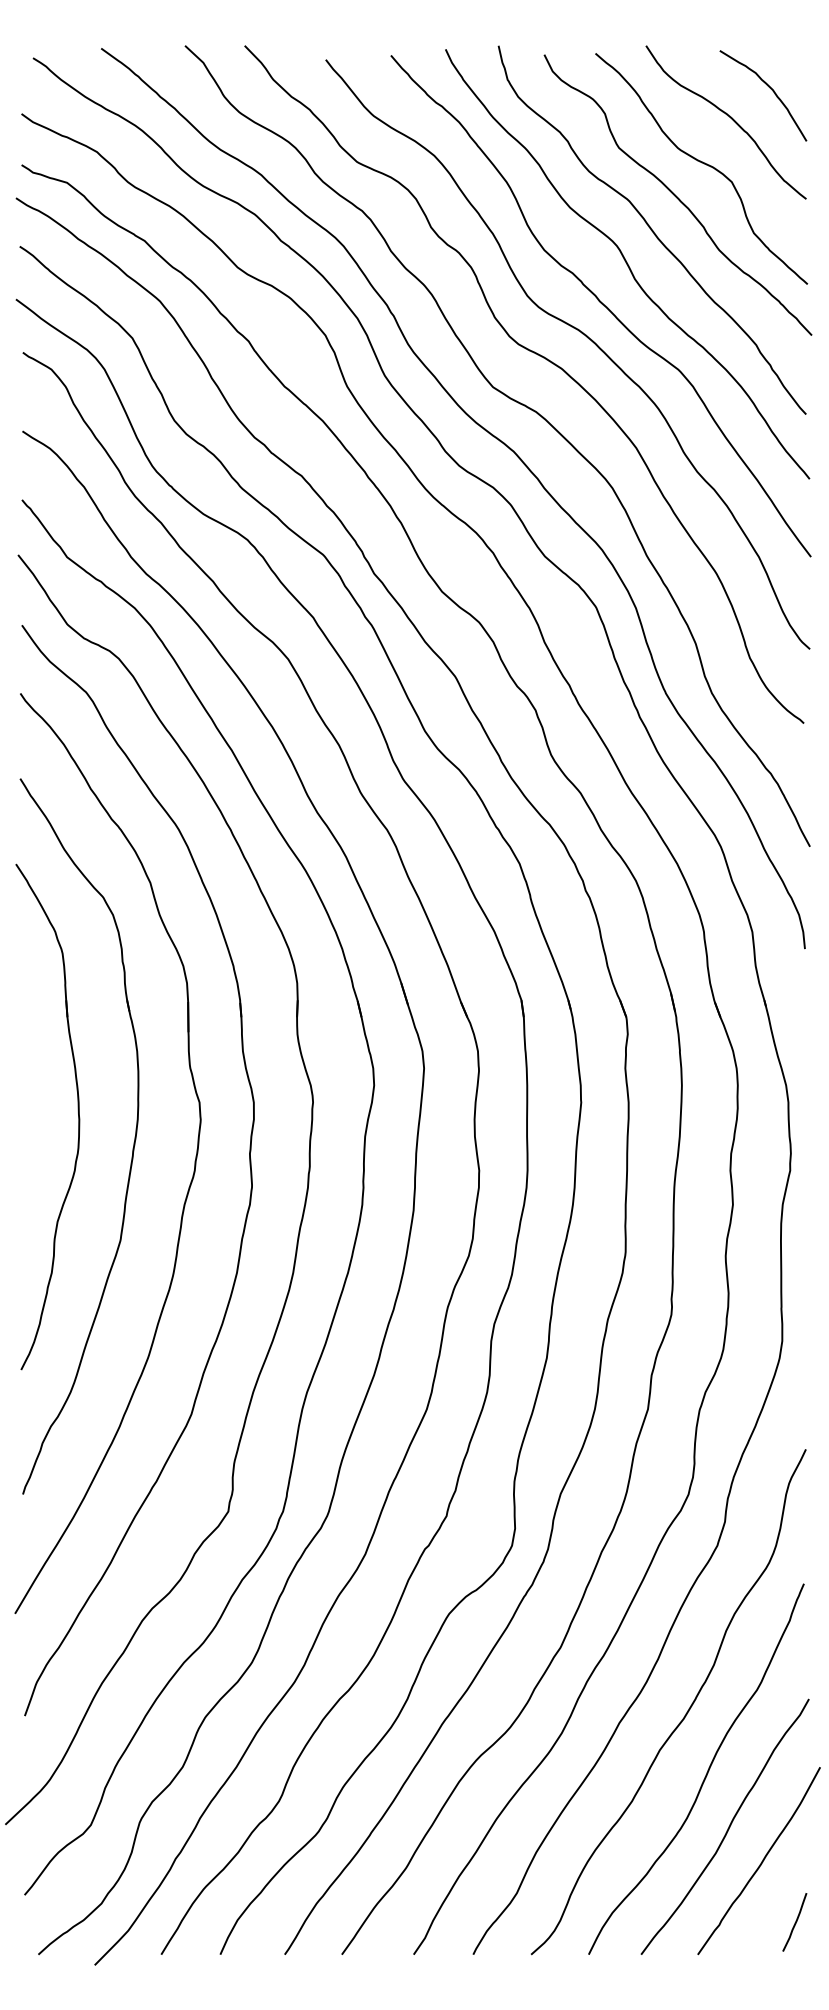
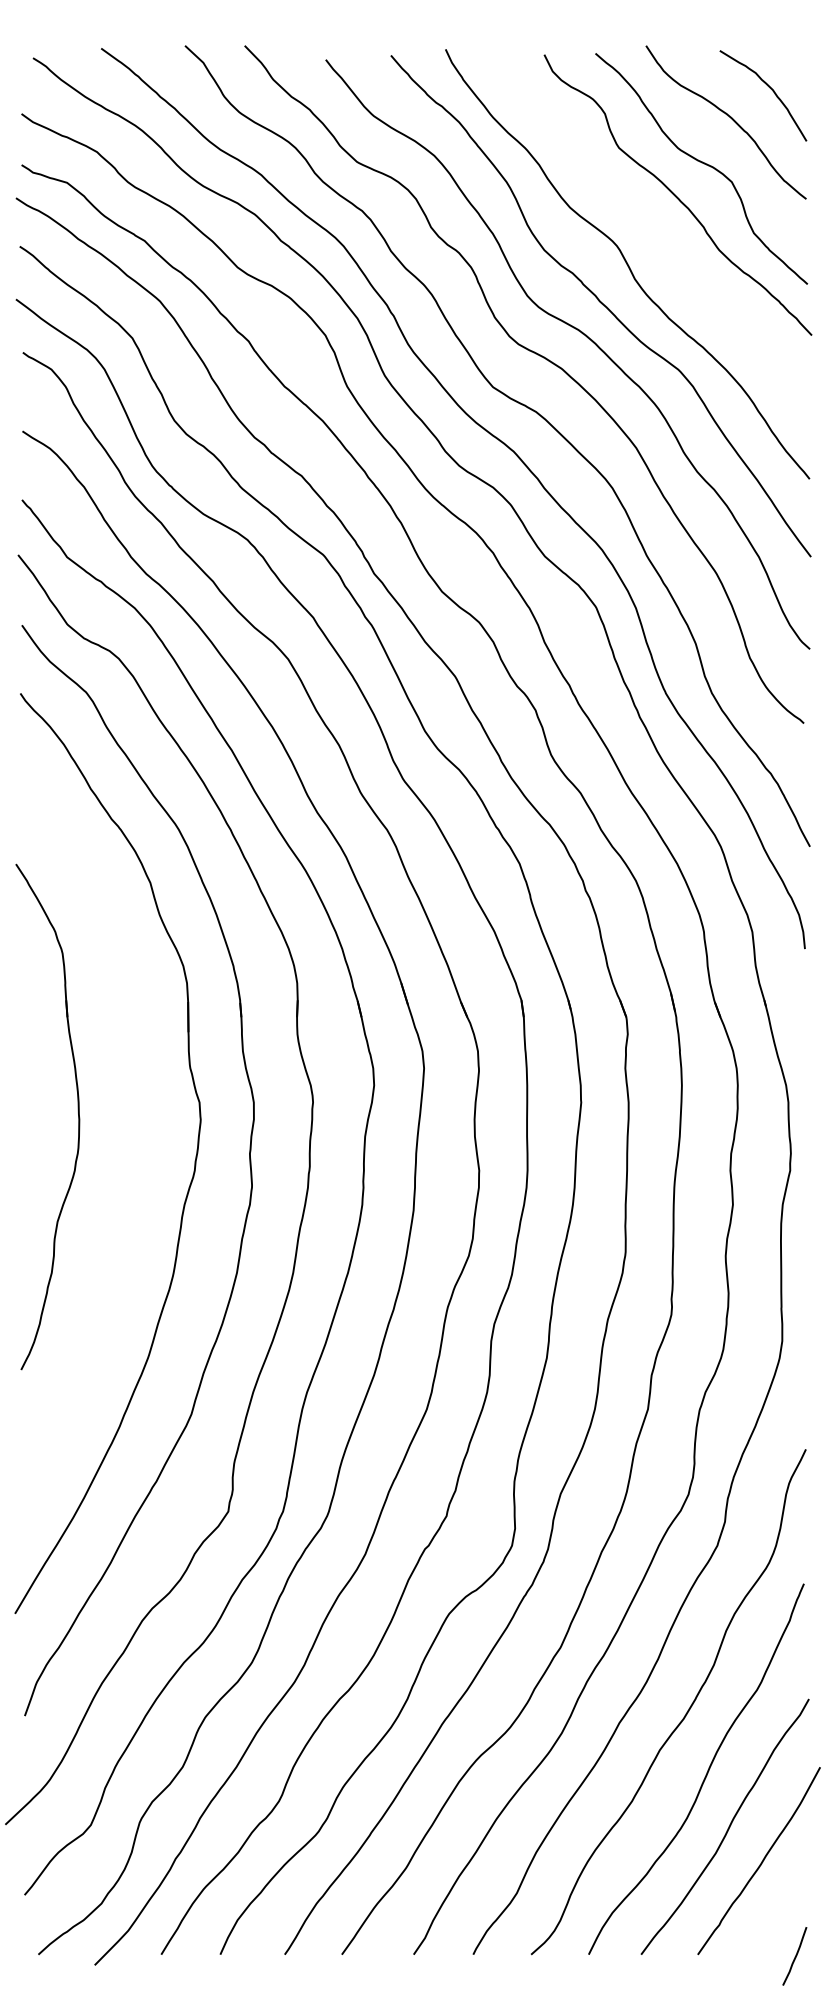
curve: present -> none (651, 229)
part: present -> none (133, 1142)
curve position: (794, 1922) -> (794, 1956) (794, 1956)
